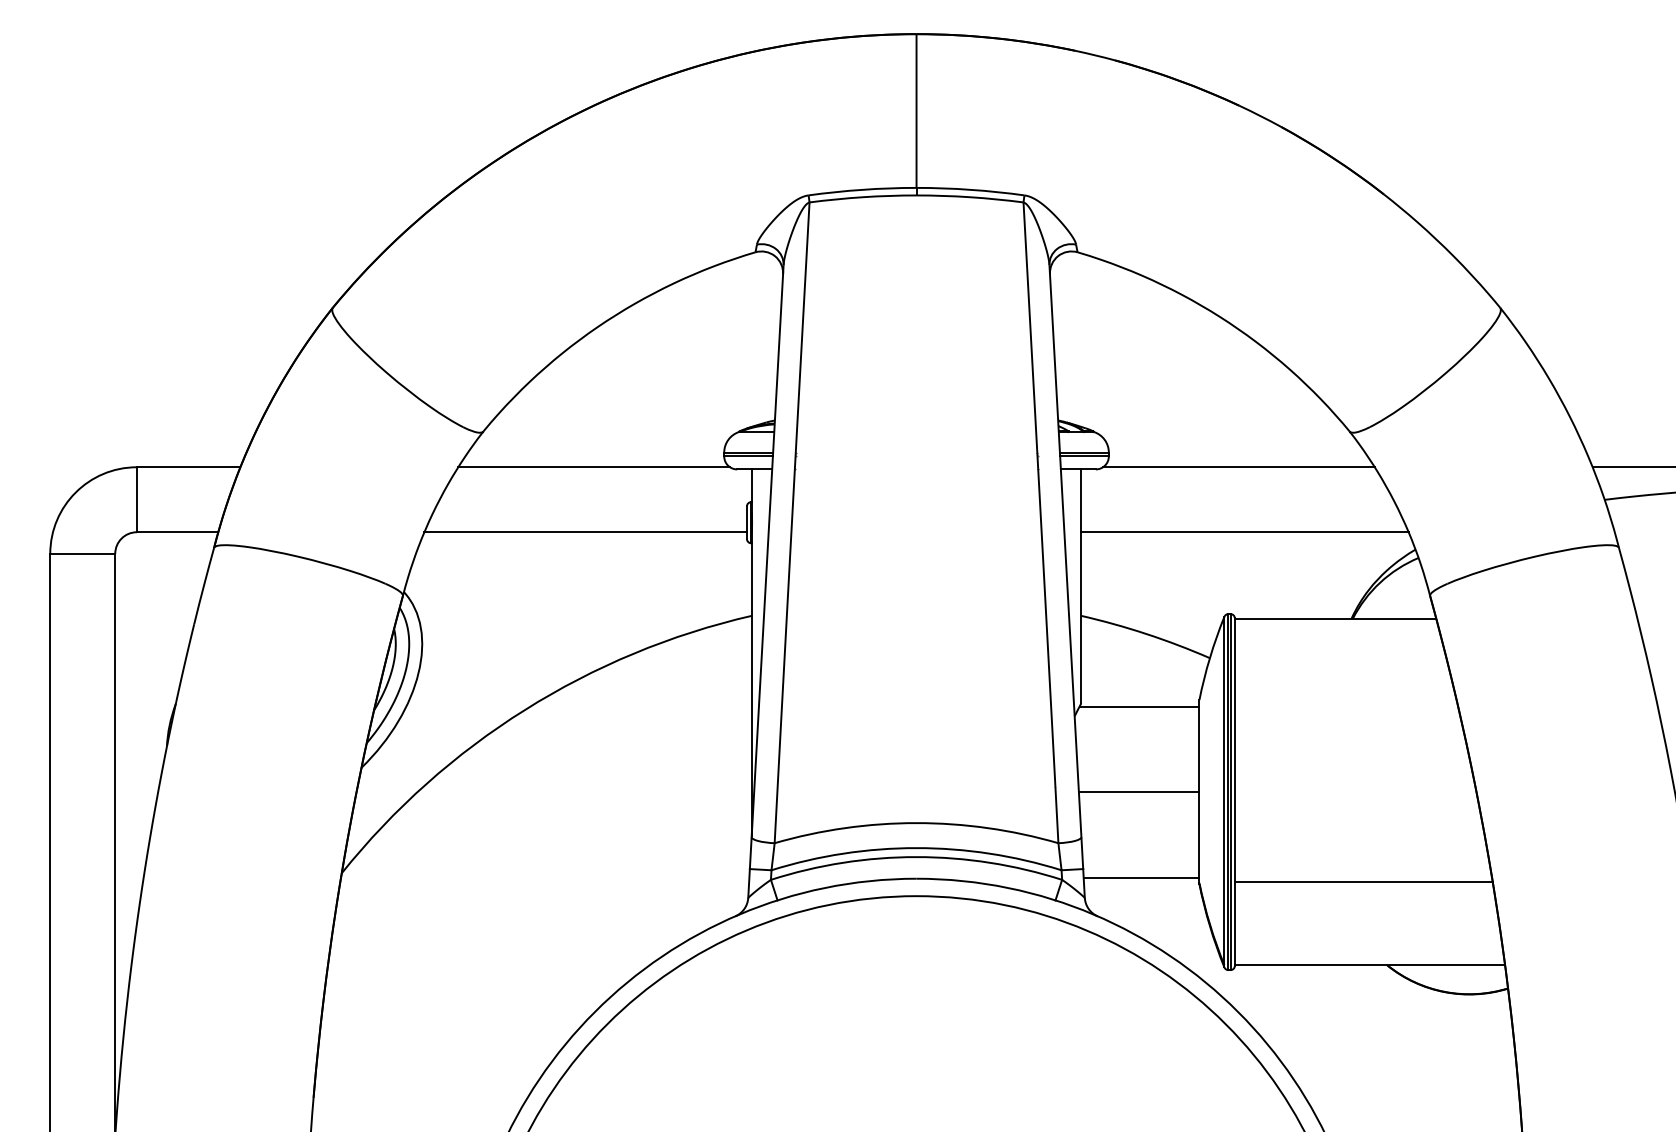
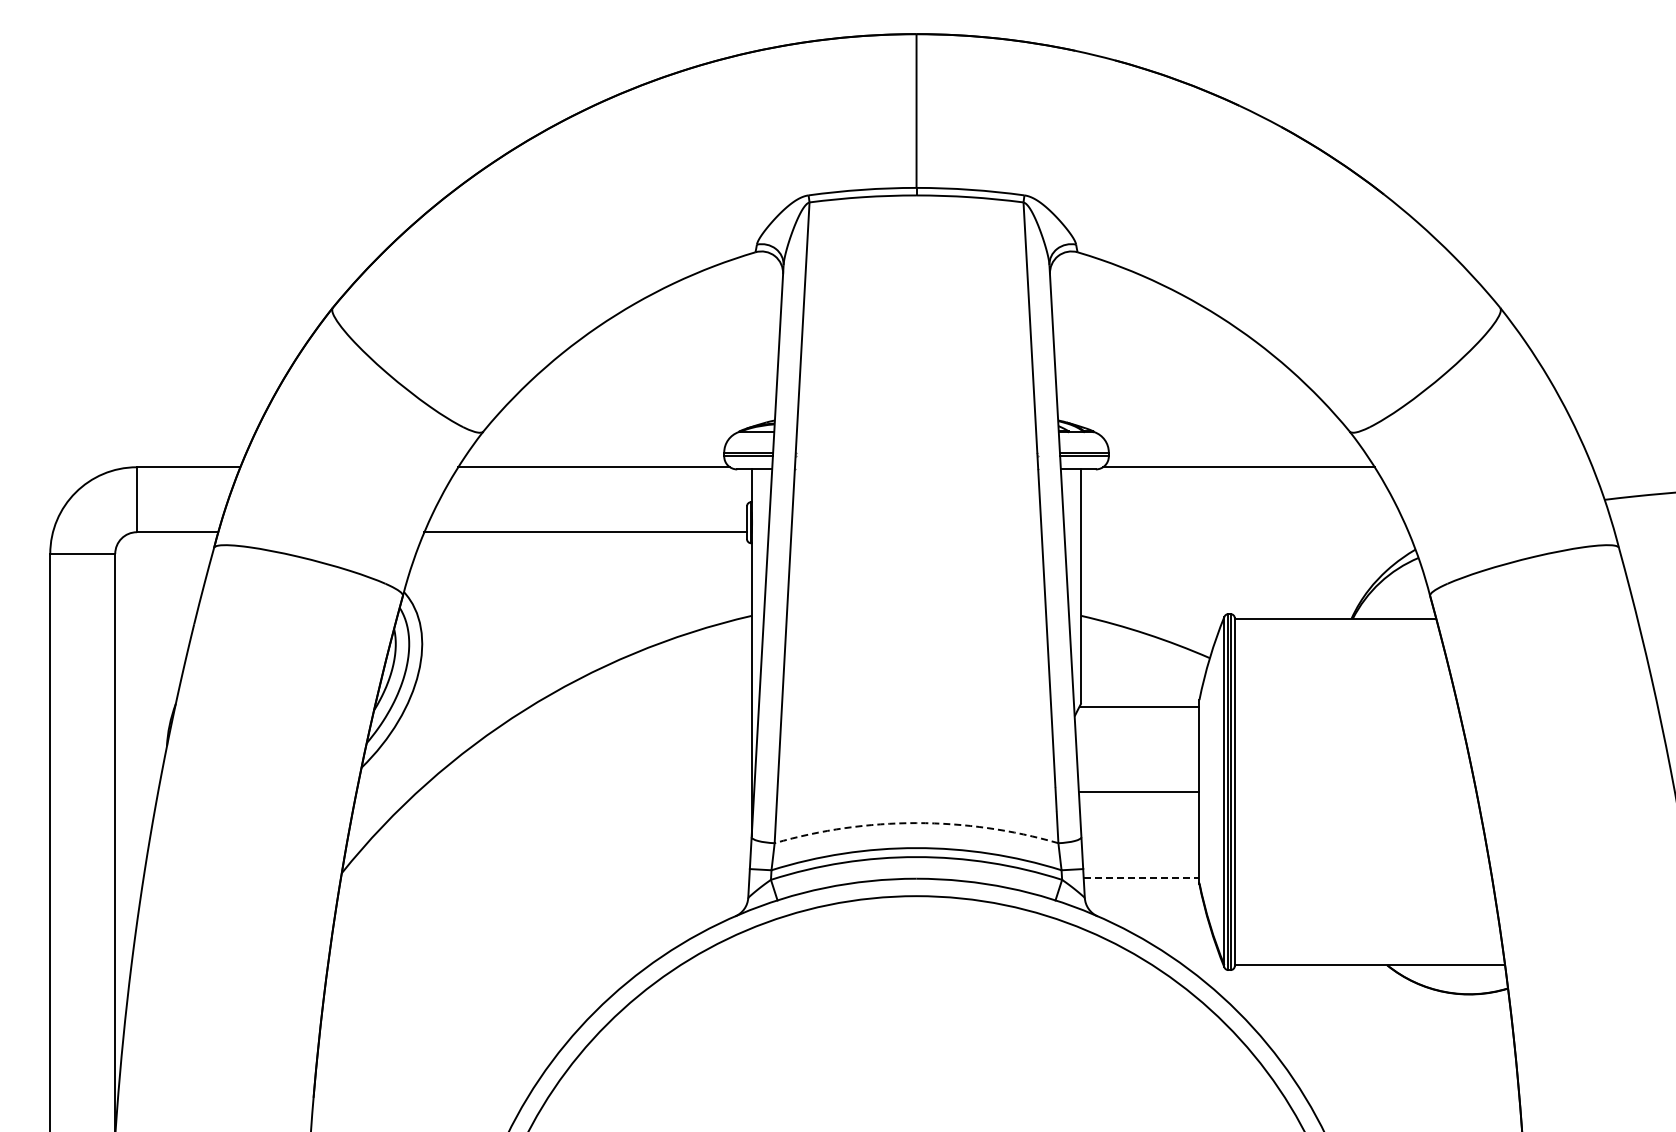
line: present -> none (1632, 467)
line: present -> none (1244, 532)
arc: solid -> dashed (916, 823)
line: solid -> dashed (1141, 877)
line: present -> none (1363, 881)
